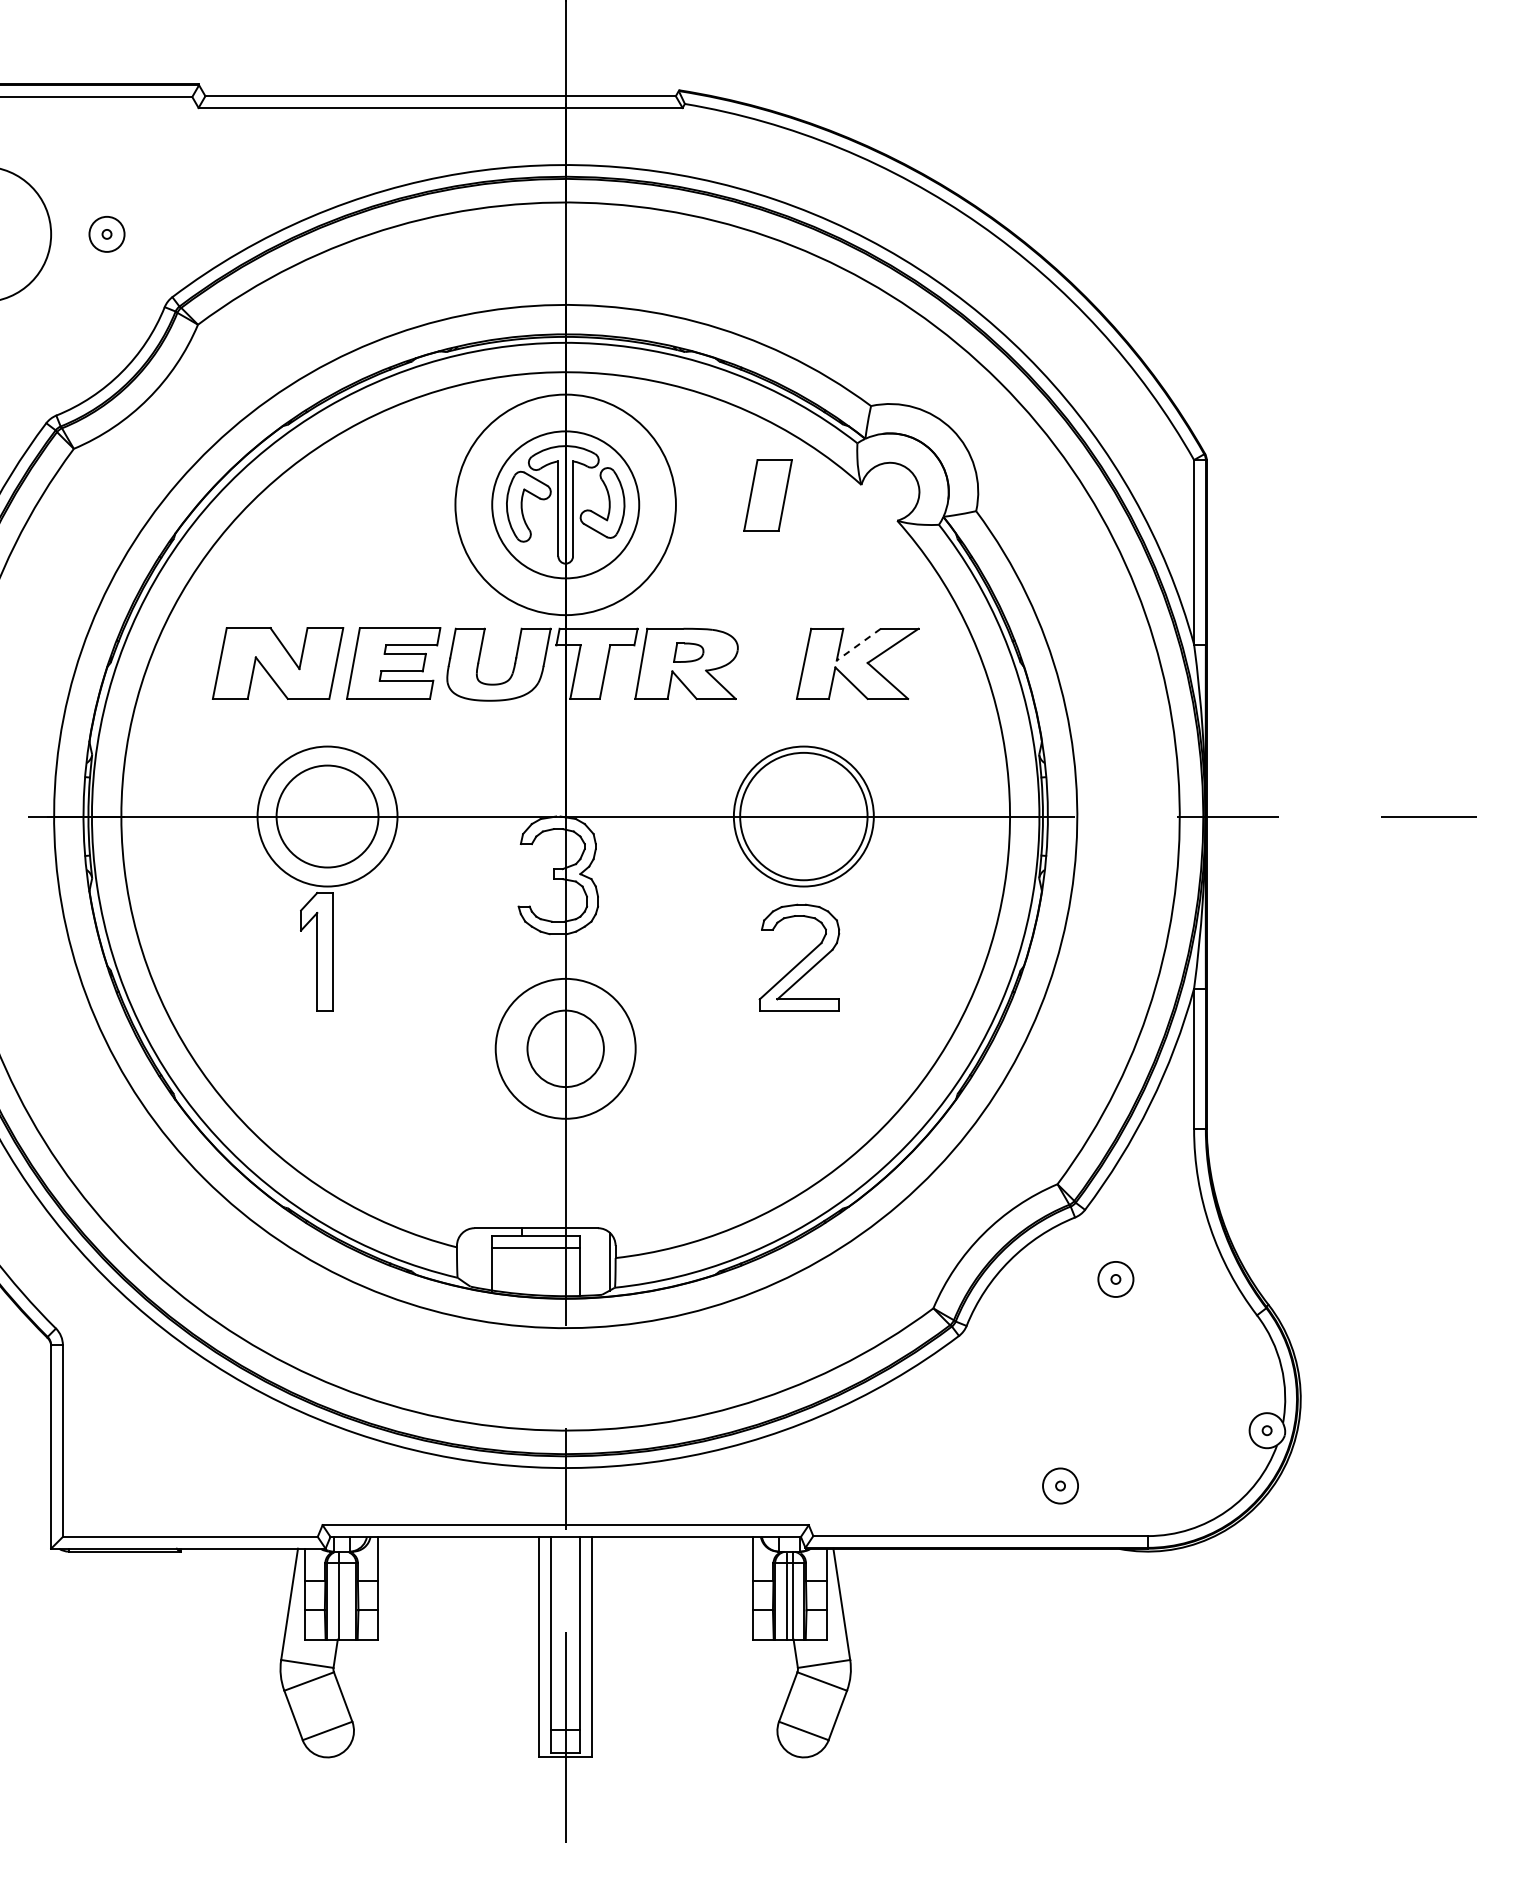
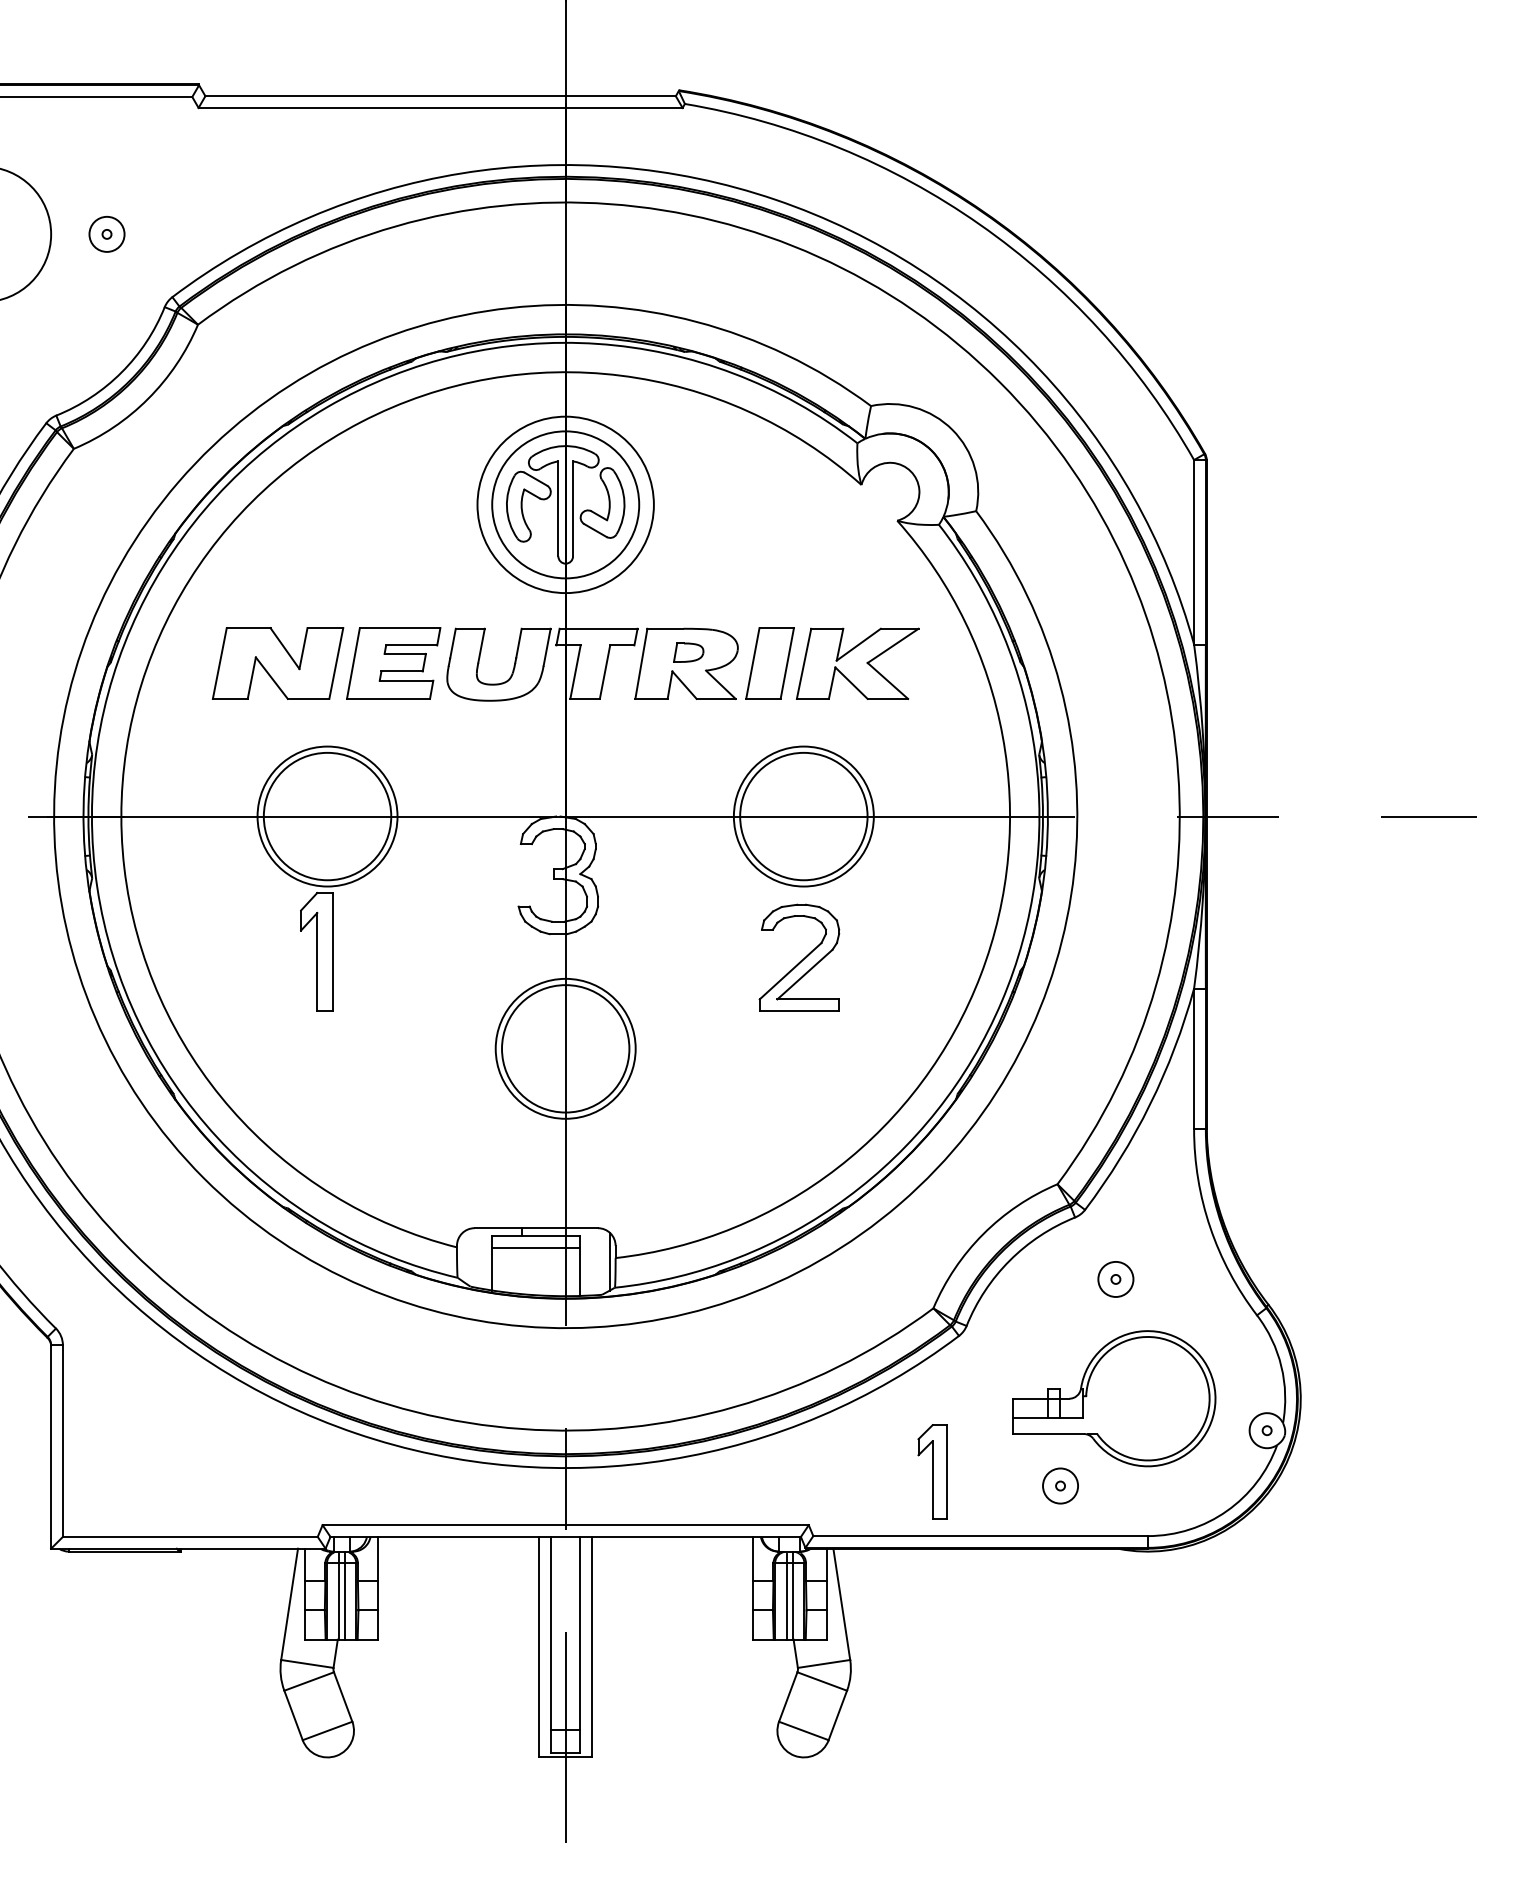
part position: (767, 495) -> (769, 663) (769, 663)
circle diameter: 221 px -> 176 px (565, 504)
line: dashed -> solid (858, 644)
circle diameter: 102 px -> 127 px (327, 816)
circle diameter: 76 px -> 127 px (565, 1048)
part: none -> present (1114, 1398)
part: none -> present (932, 1471)
line: none -> present (344, 1595)
